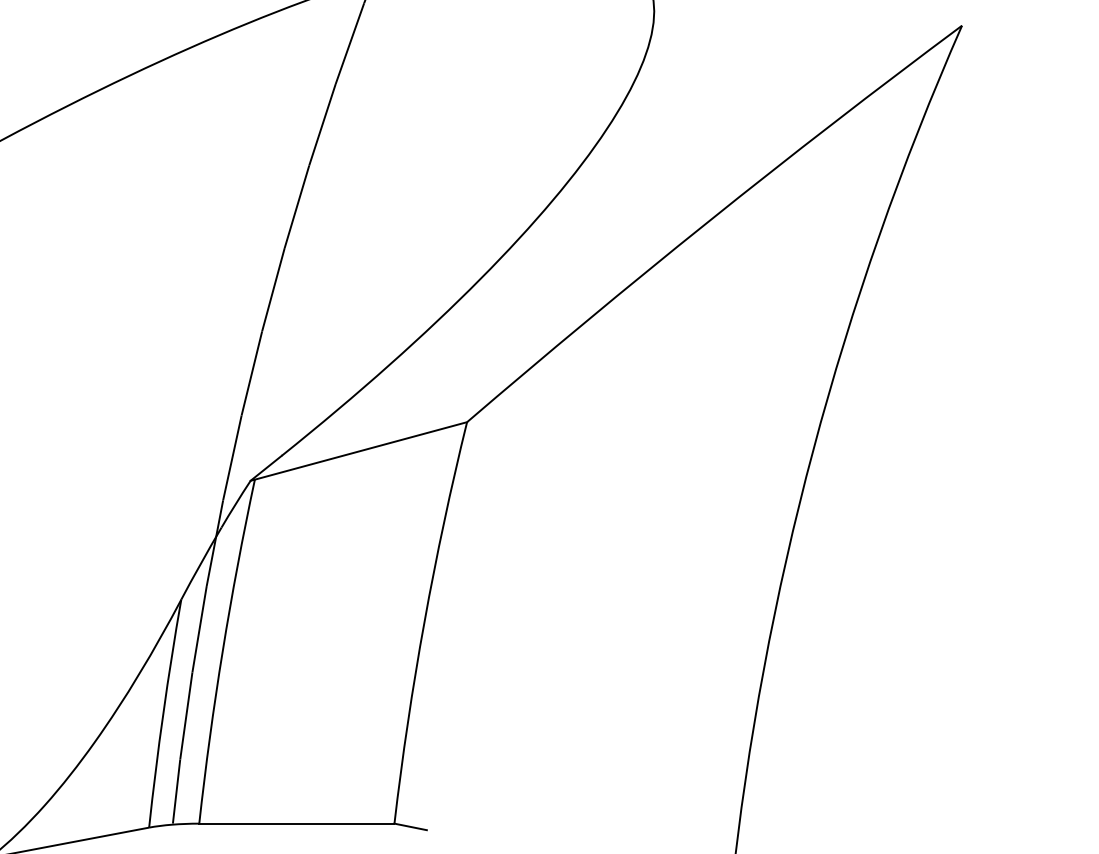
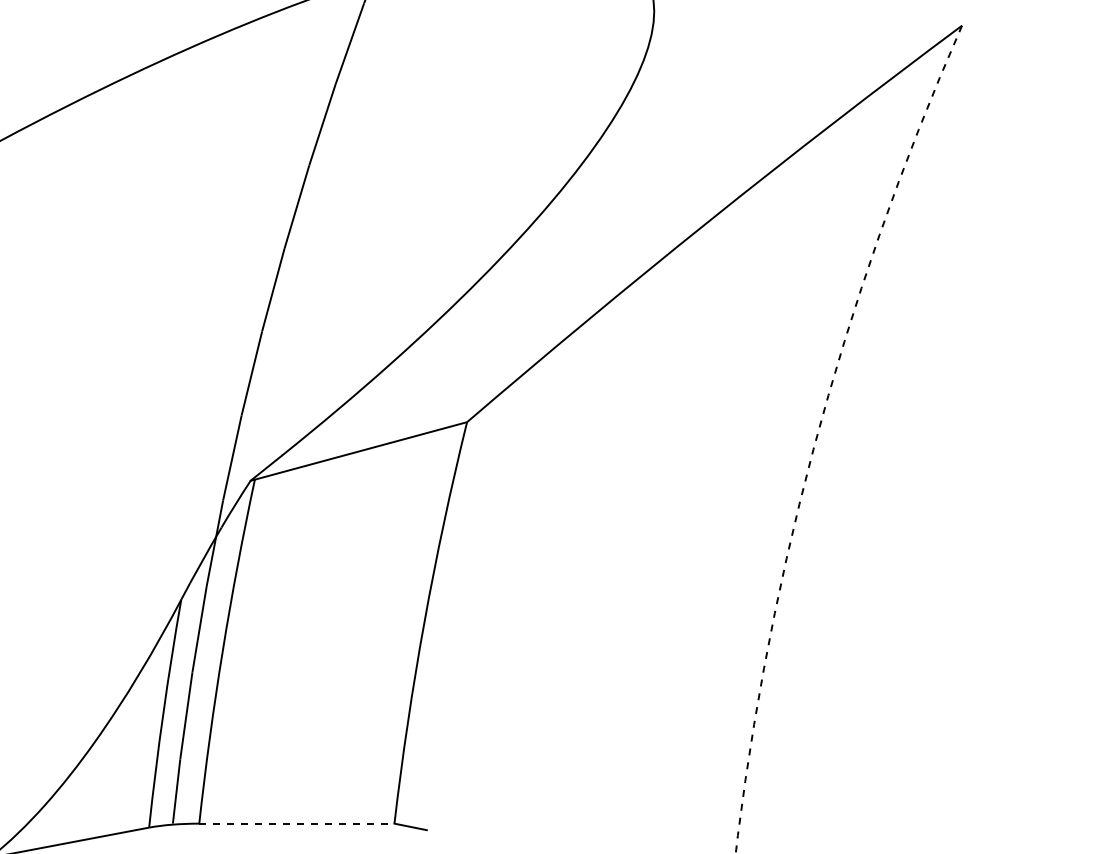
arc: solid -> dashed (818, 431)
line: solid -> dashed (296, 823)
